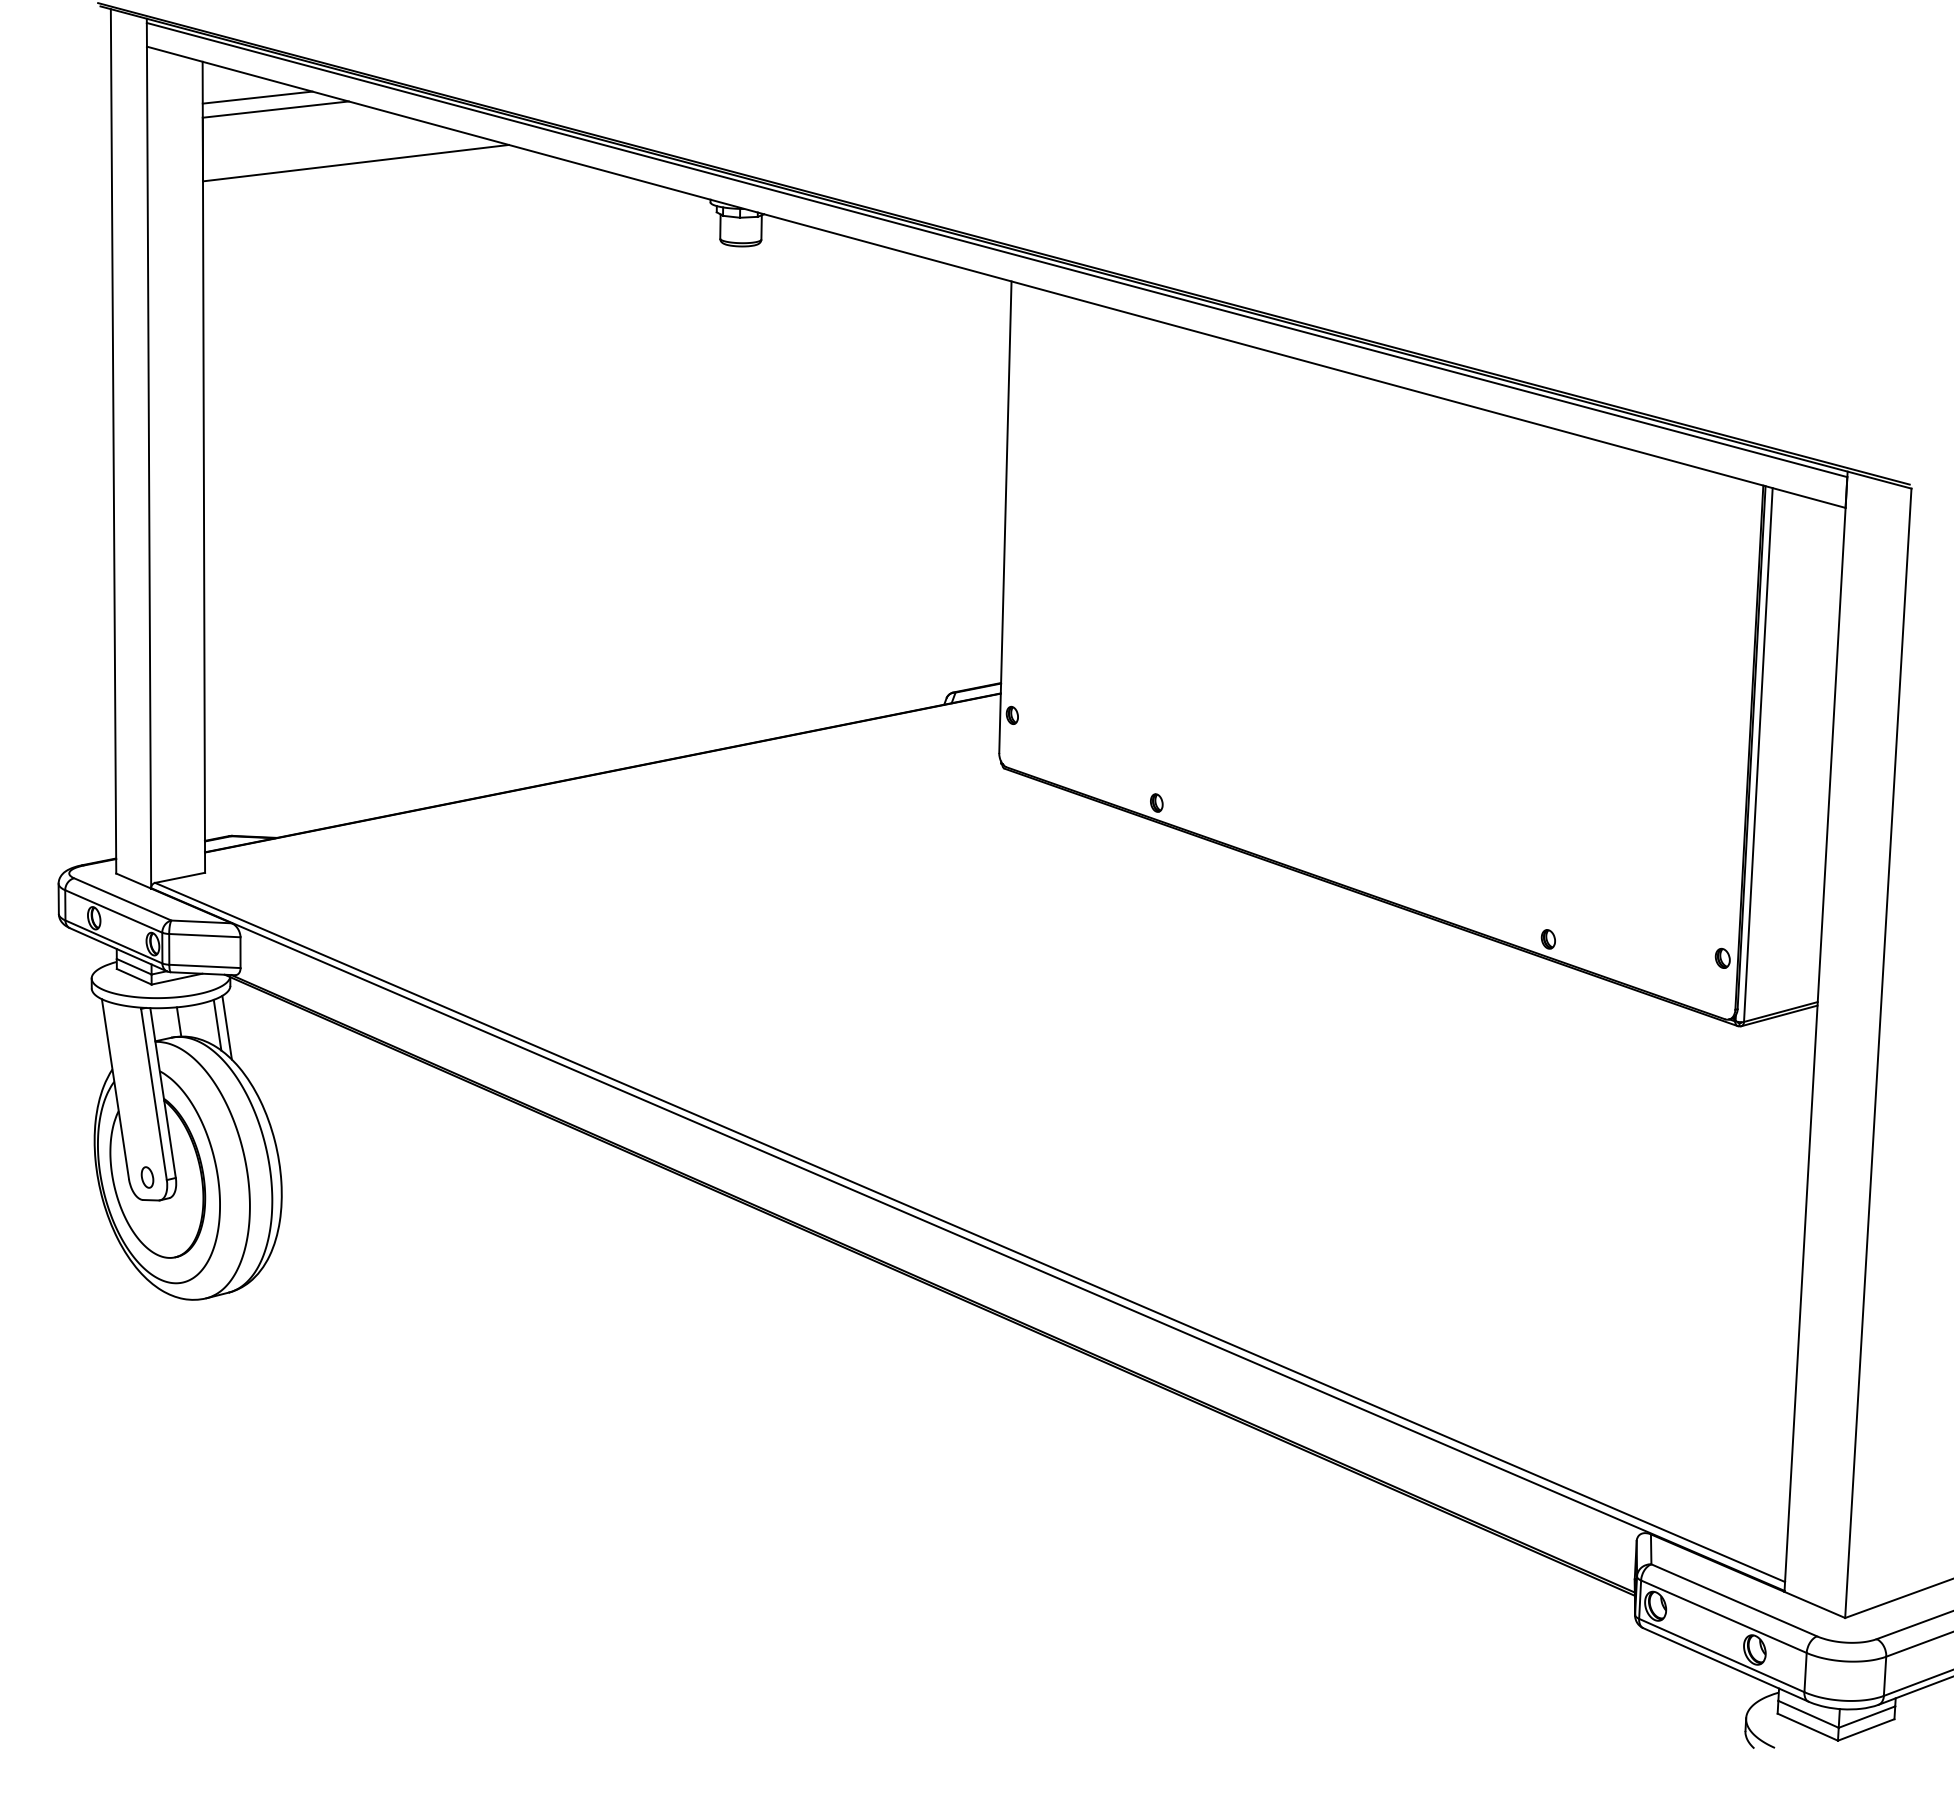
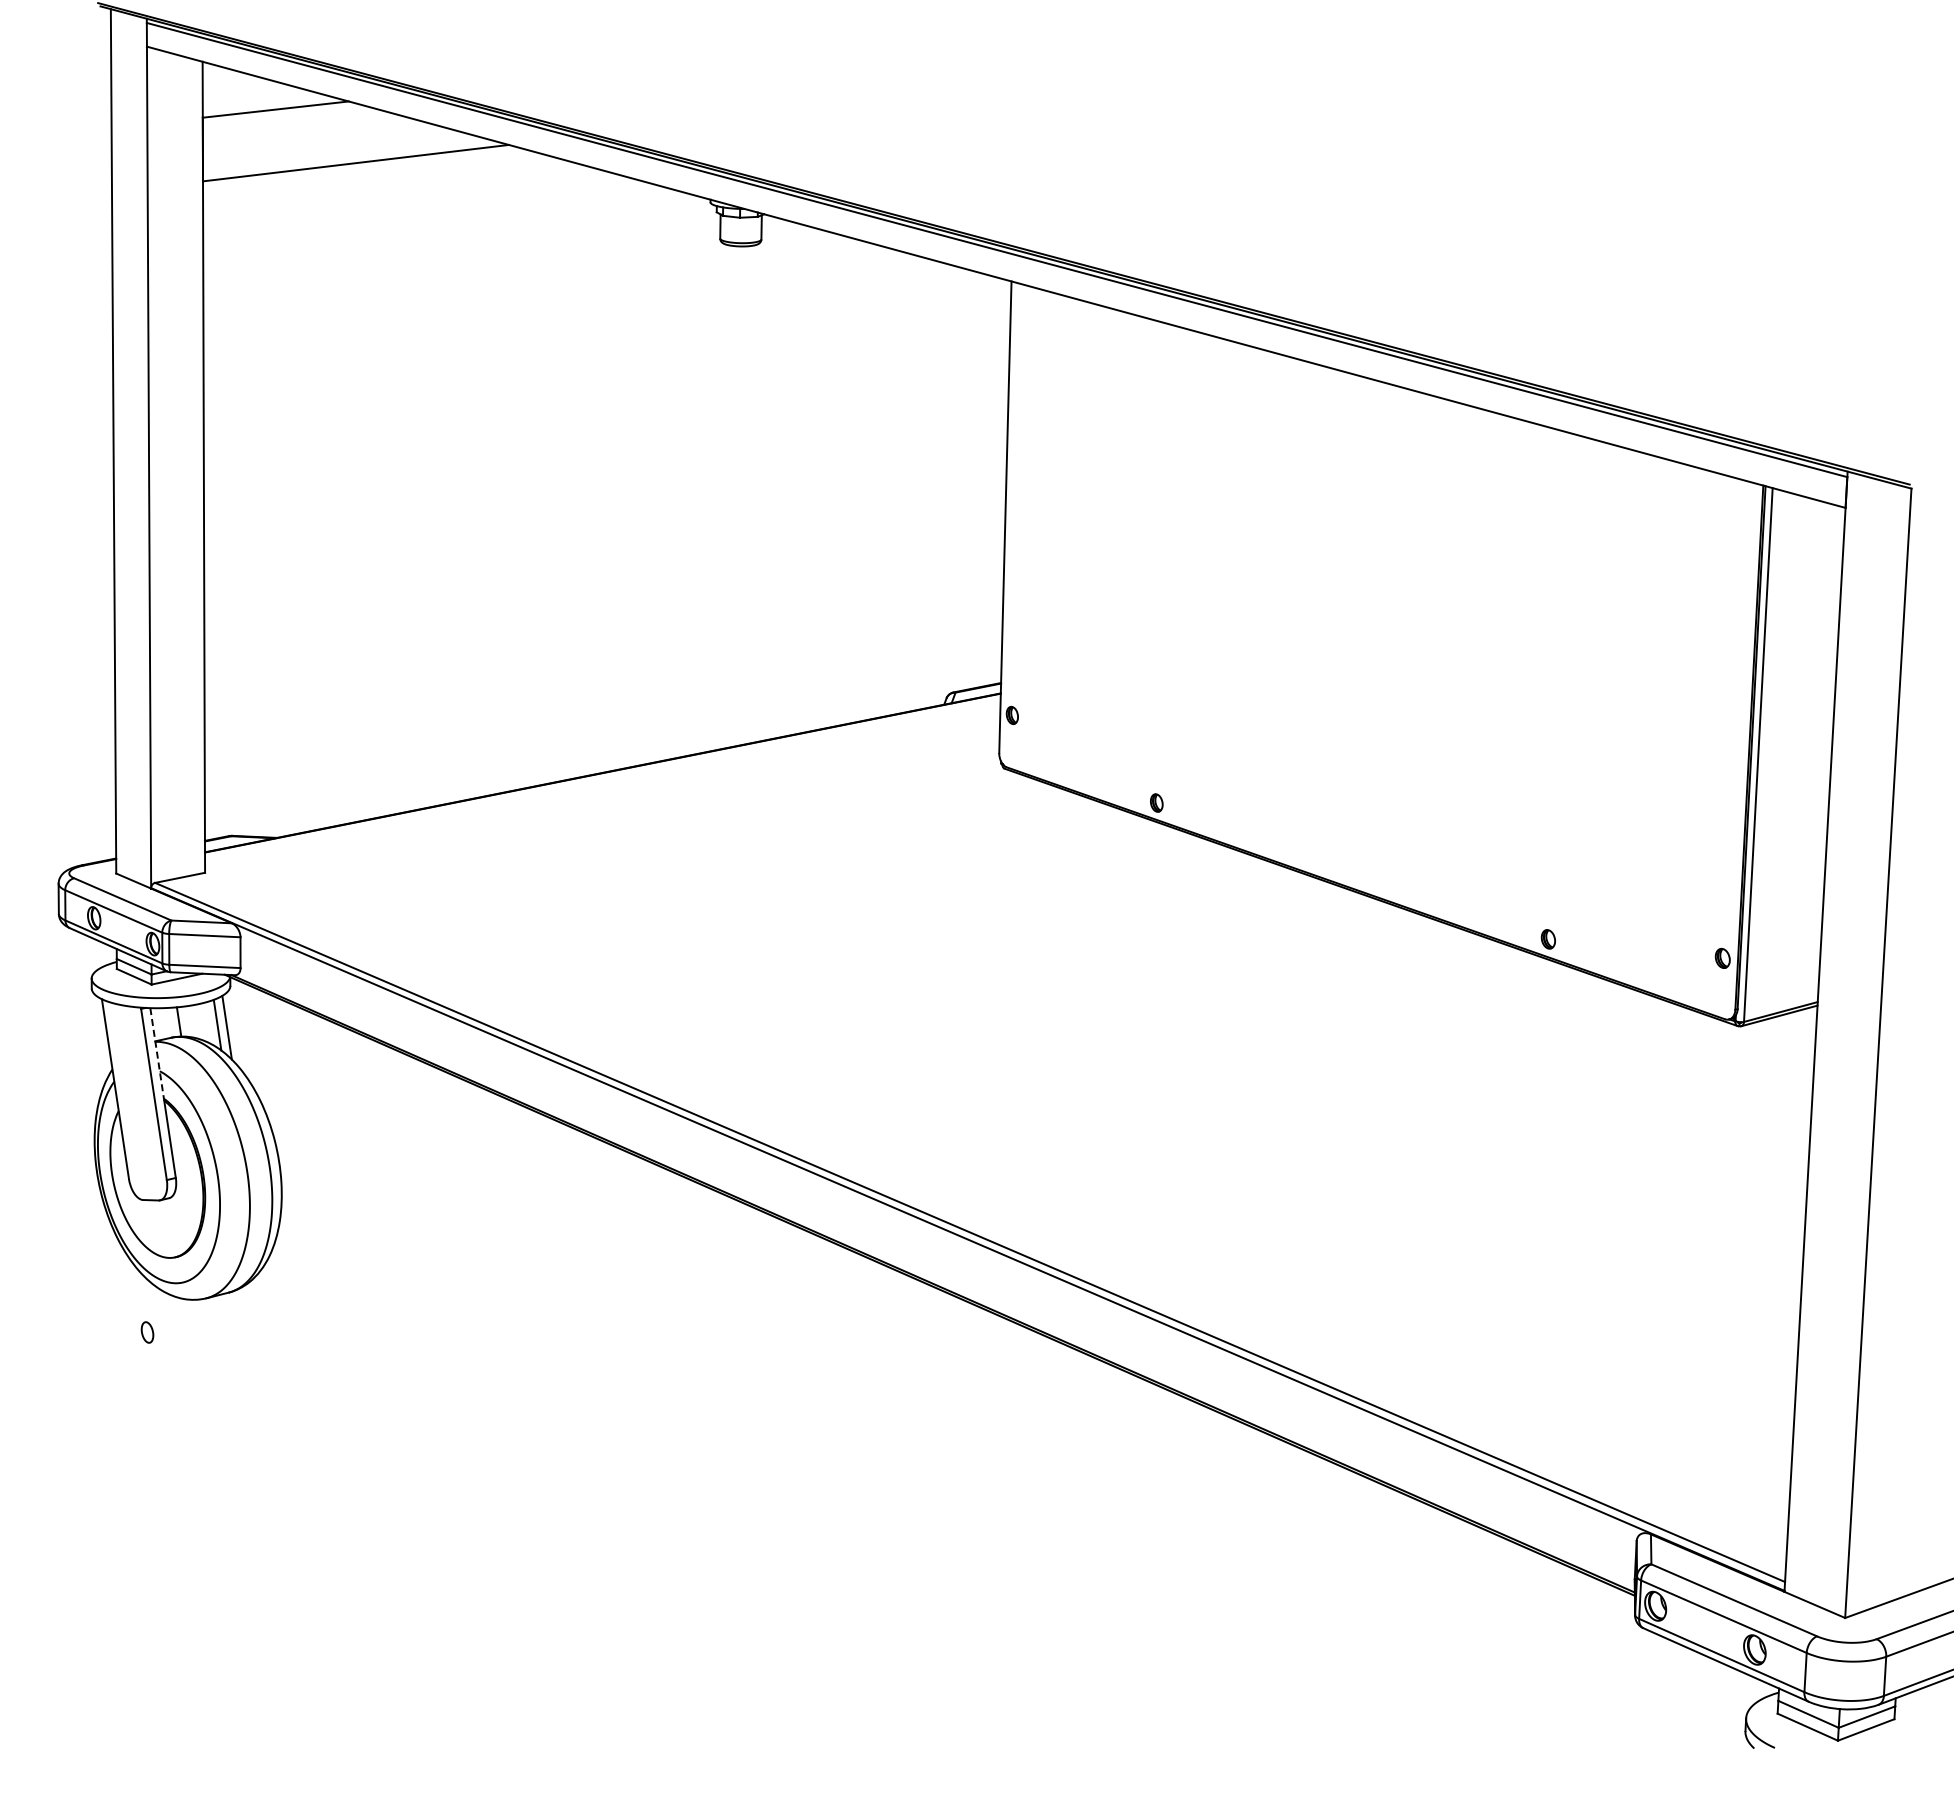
line: present -> none (257, 97)
line: solid -> dashed (157, 1054)
part position: (147, 1177) -> (147, 1332) (147, 1332)
